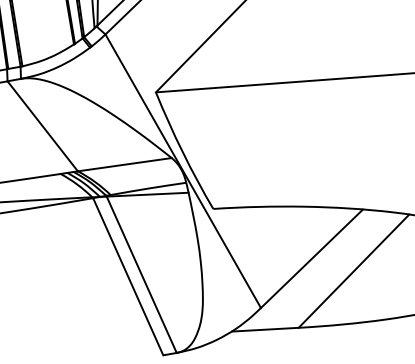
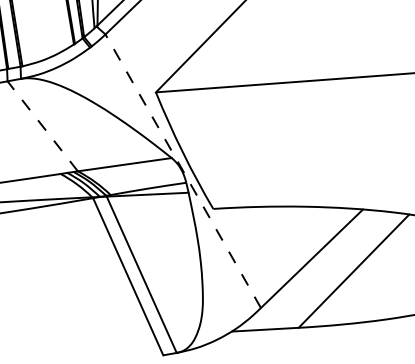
line: solid -> dashed (42, 125)
line: solid -> dashed (182, 170)
